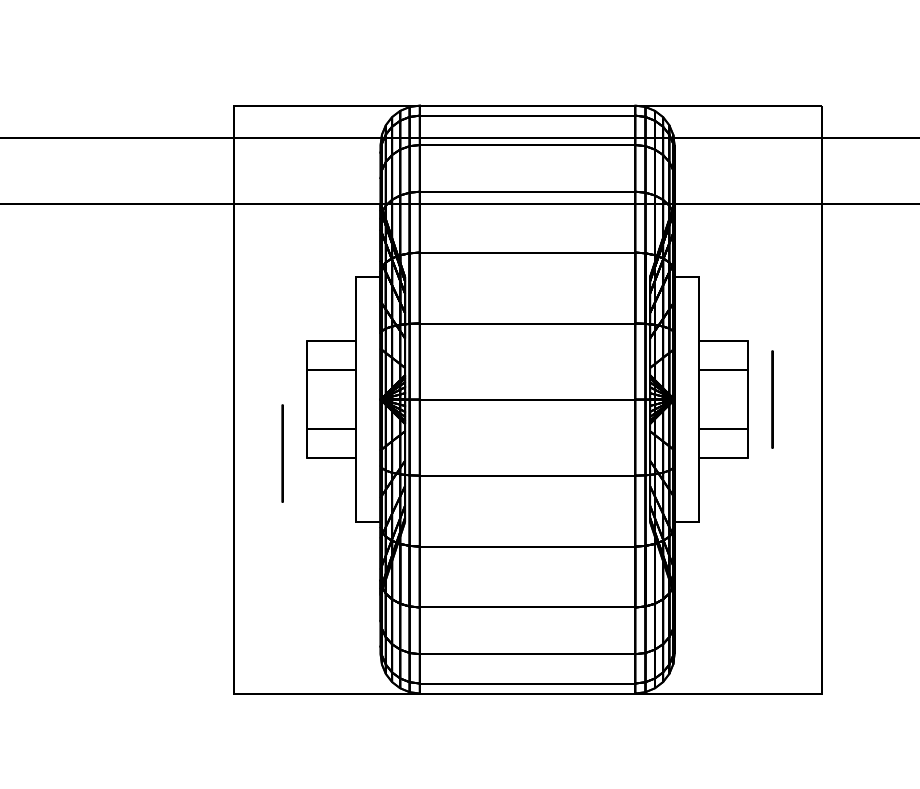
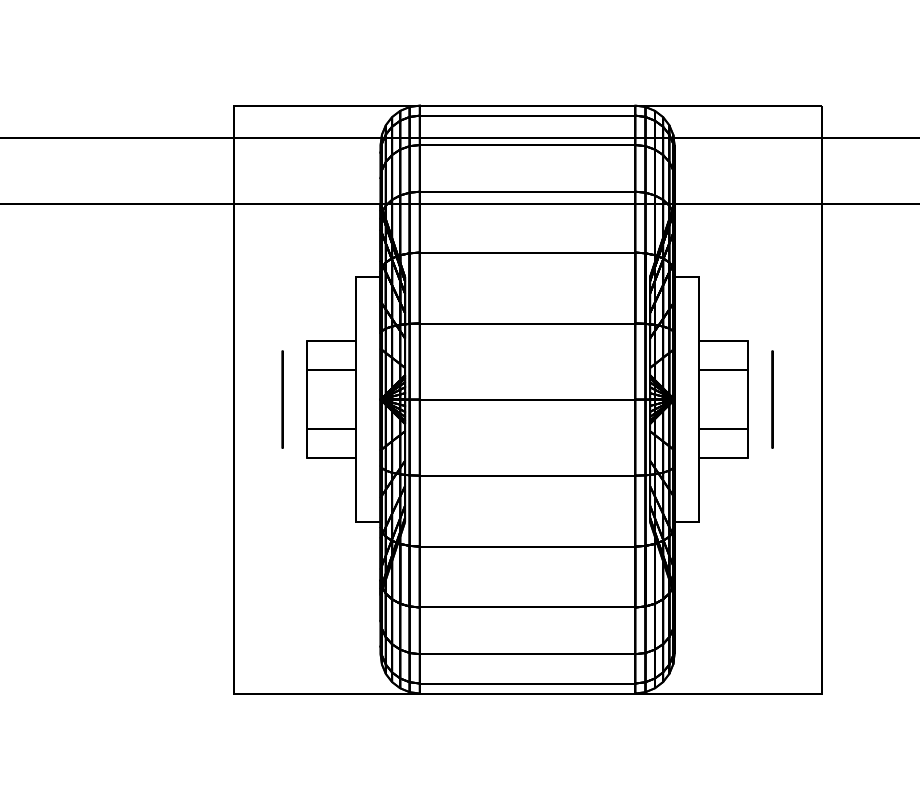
circle position: (282, 453) -> (282, 399) (282, 399)
